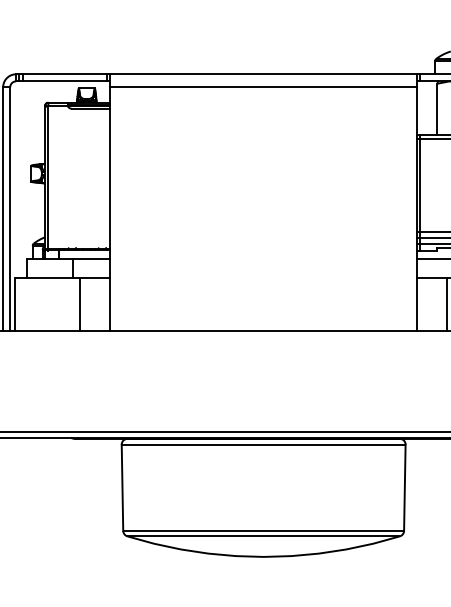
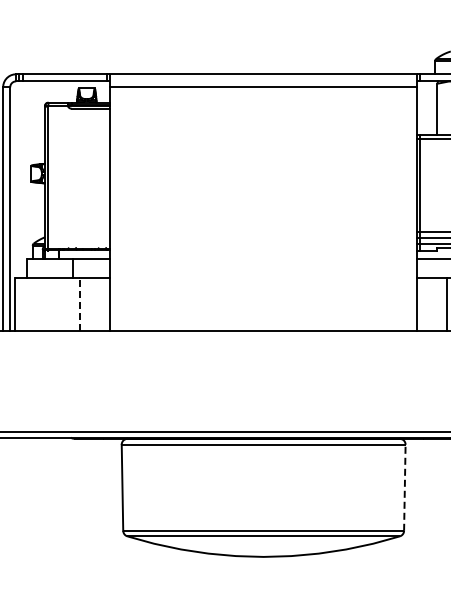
line: solid -> dashed (79, 304)
line: solid -> dashed (404, 487)
